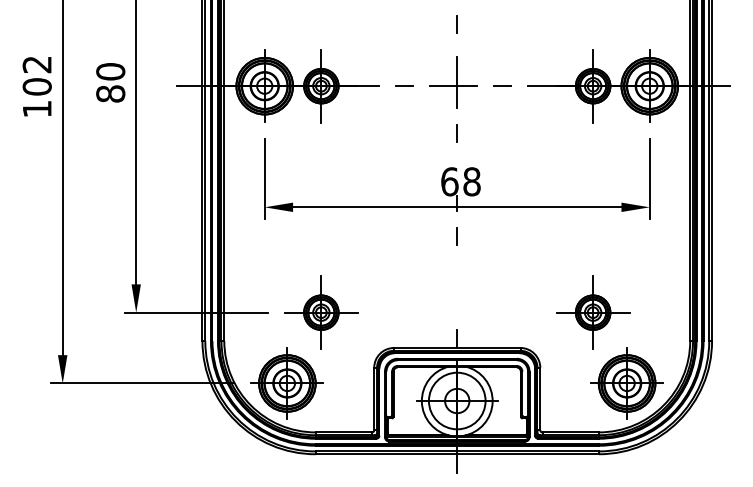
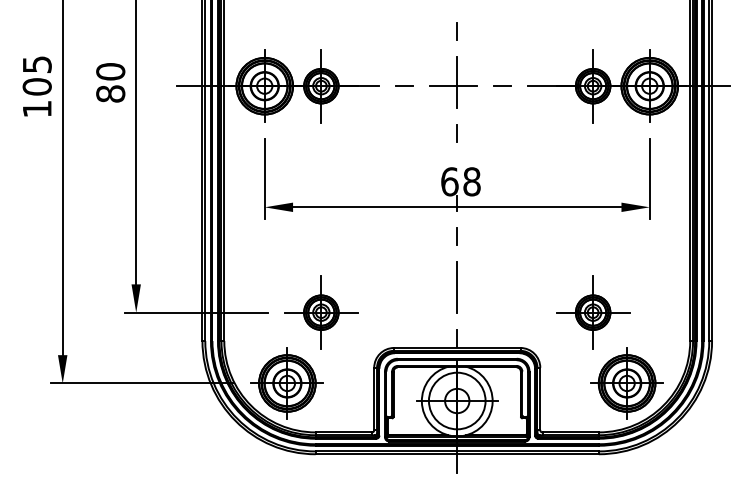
line position: (456, 24) -> (456, 31) (456, 31)
text: 102 -> 105 (36, 64)
line: none -> present (457, 287)
